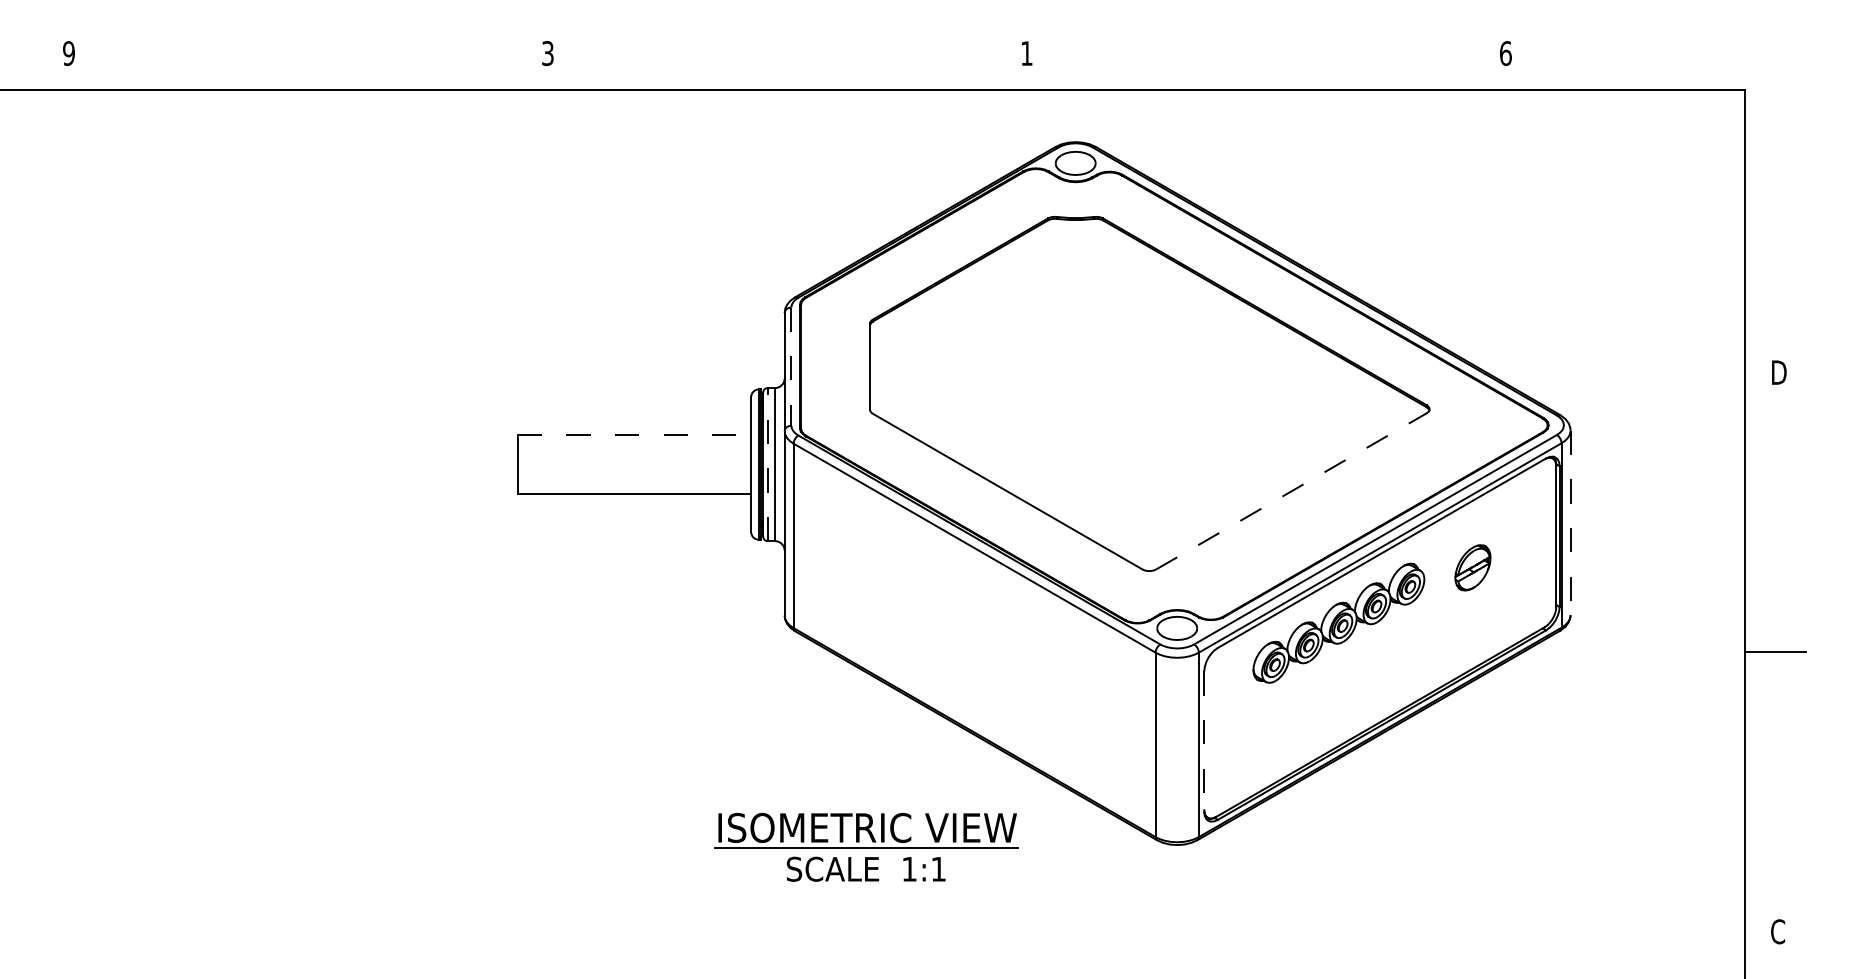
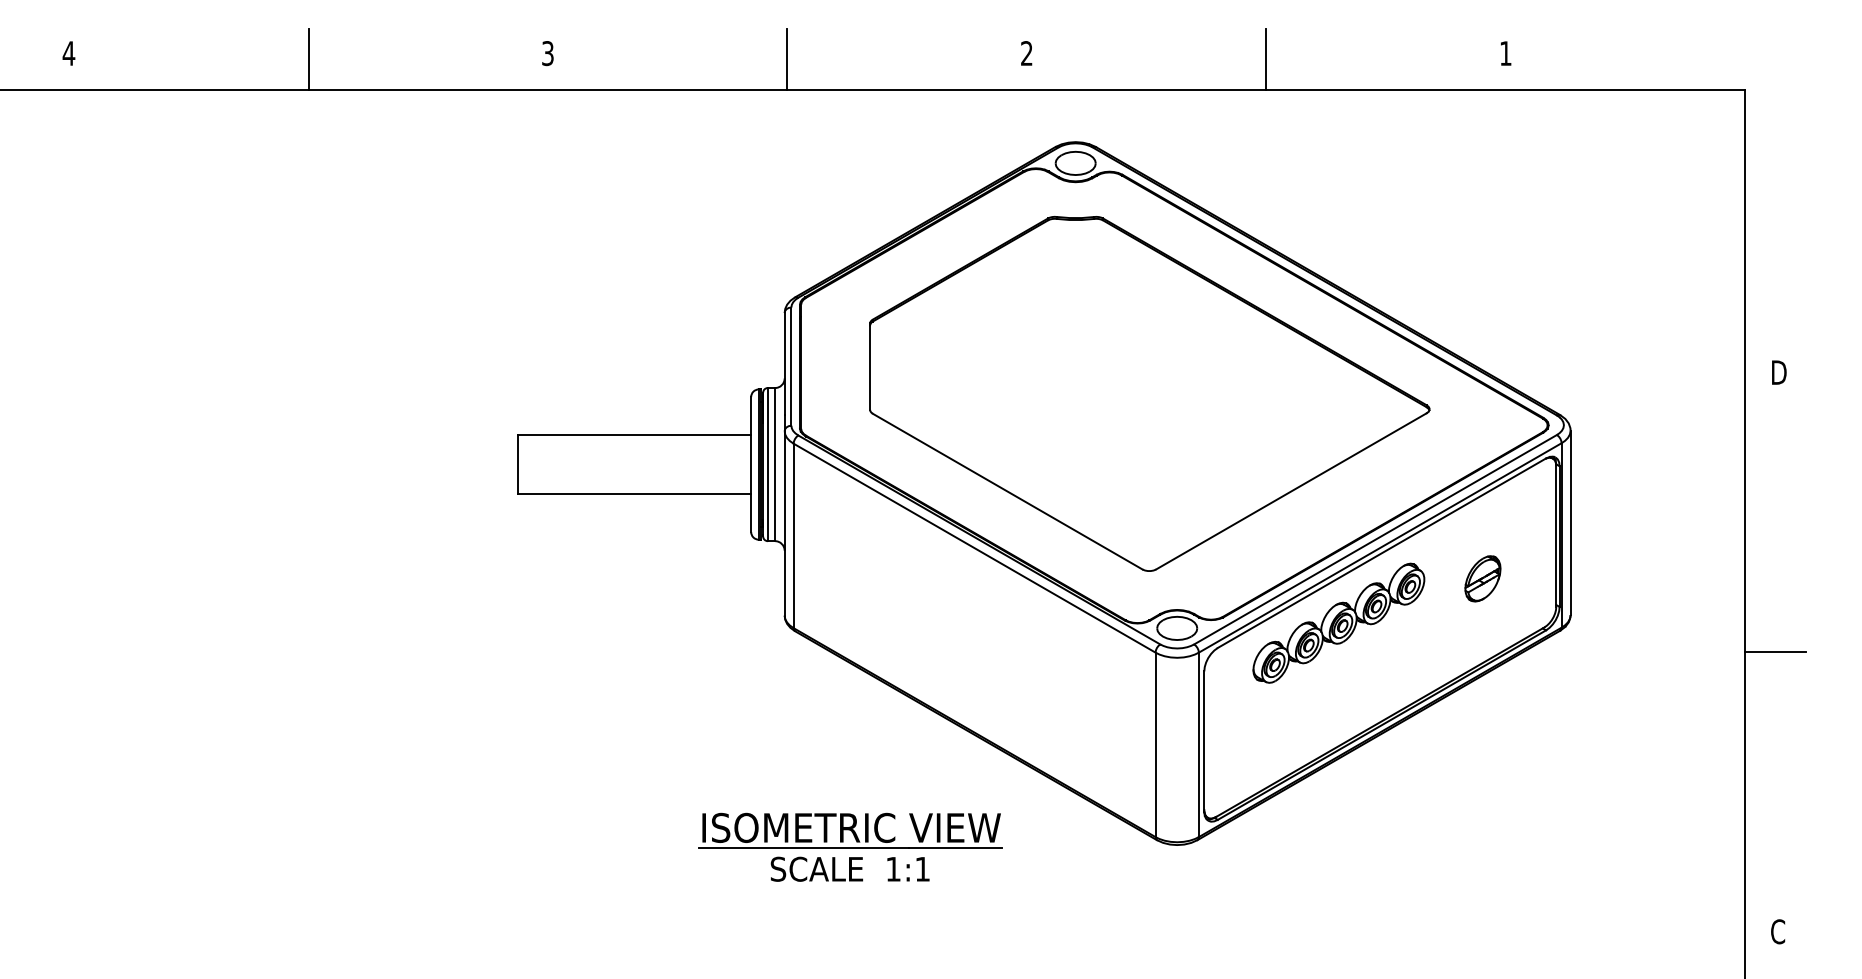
text: 9 -> 4 (68, 53)
text: 1 -> 2 (1026, 53)
text: 6 -> 1 (1505, 53)
line: none -> present (308, 59)
line: none -> present (787, 59)
line: none -> present (1266, 59)
line: dashed -> solid (791, 367)
line: dashed -> solid (634, 435)
line: dashed -> solid (767, 464)
line: dashed -> solid (1291, 491)
line: dashed -> solid (1570, 523)
part position: (1472, 567) -> (1482, 578) (1482, 578)
line: dashed -> solid (1204, 742)
part position: (866, 846) -> (850, 846) (850, 846)
